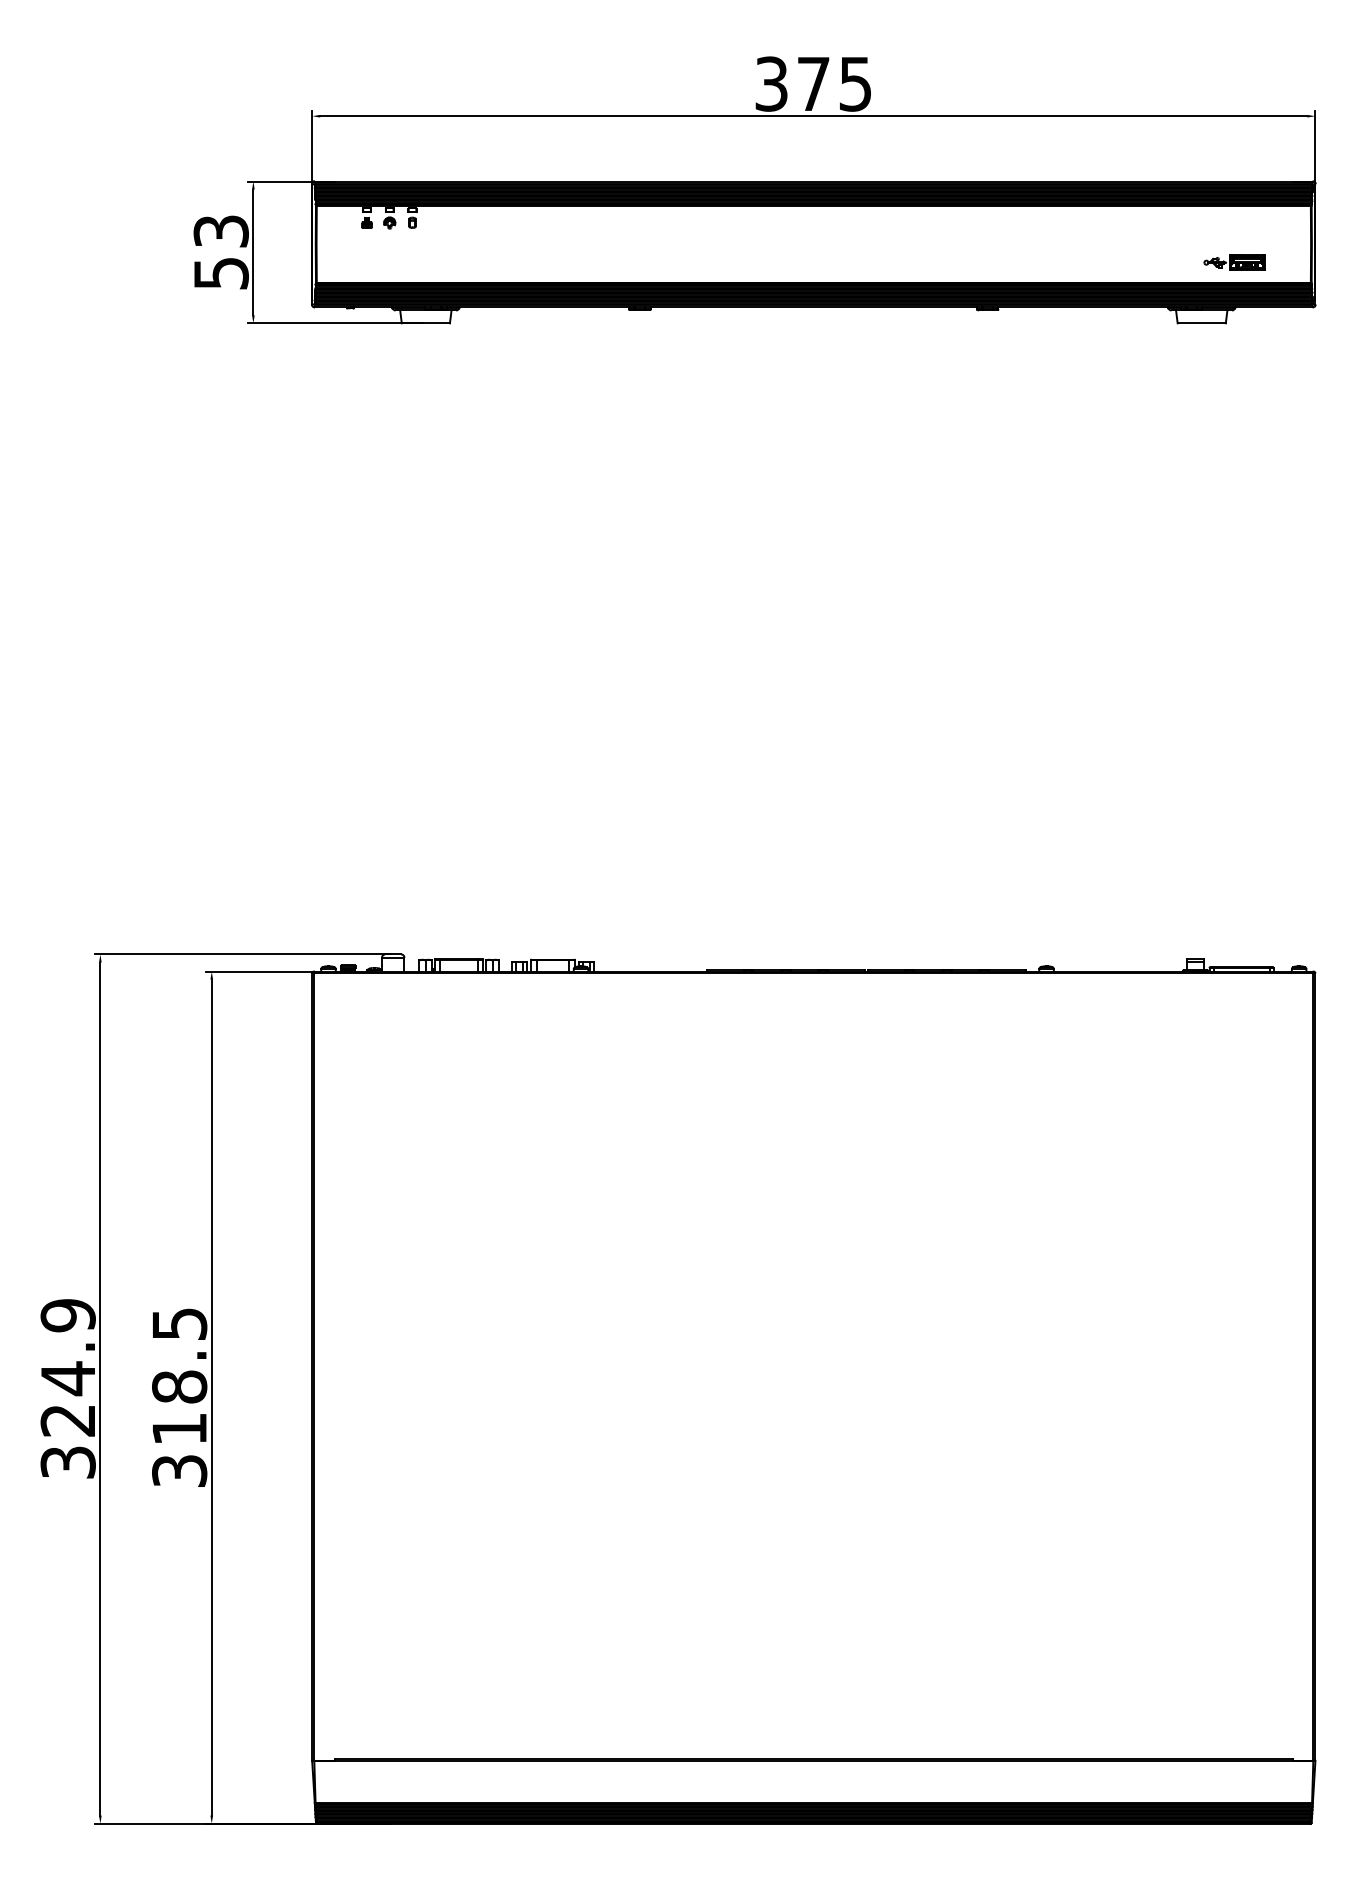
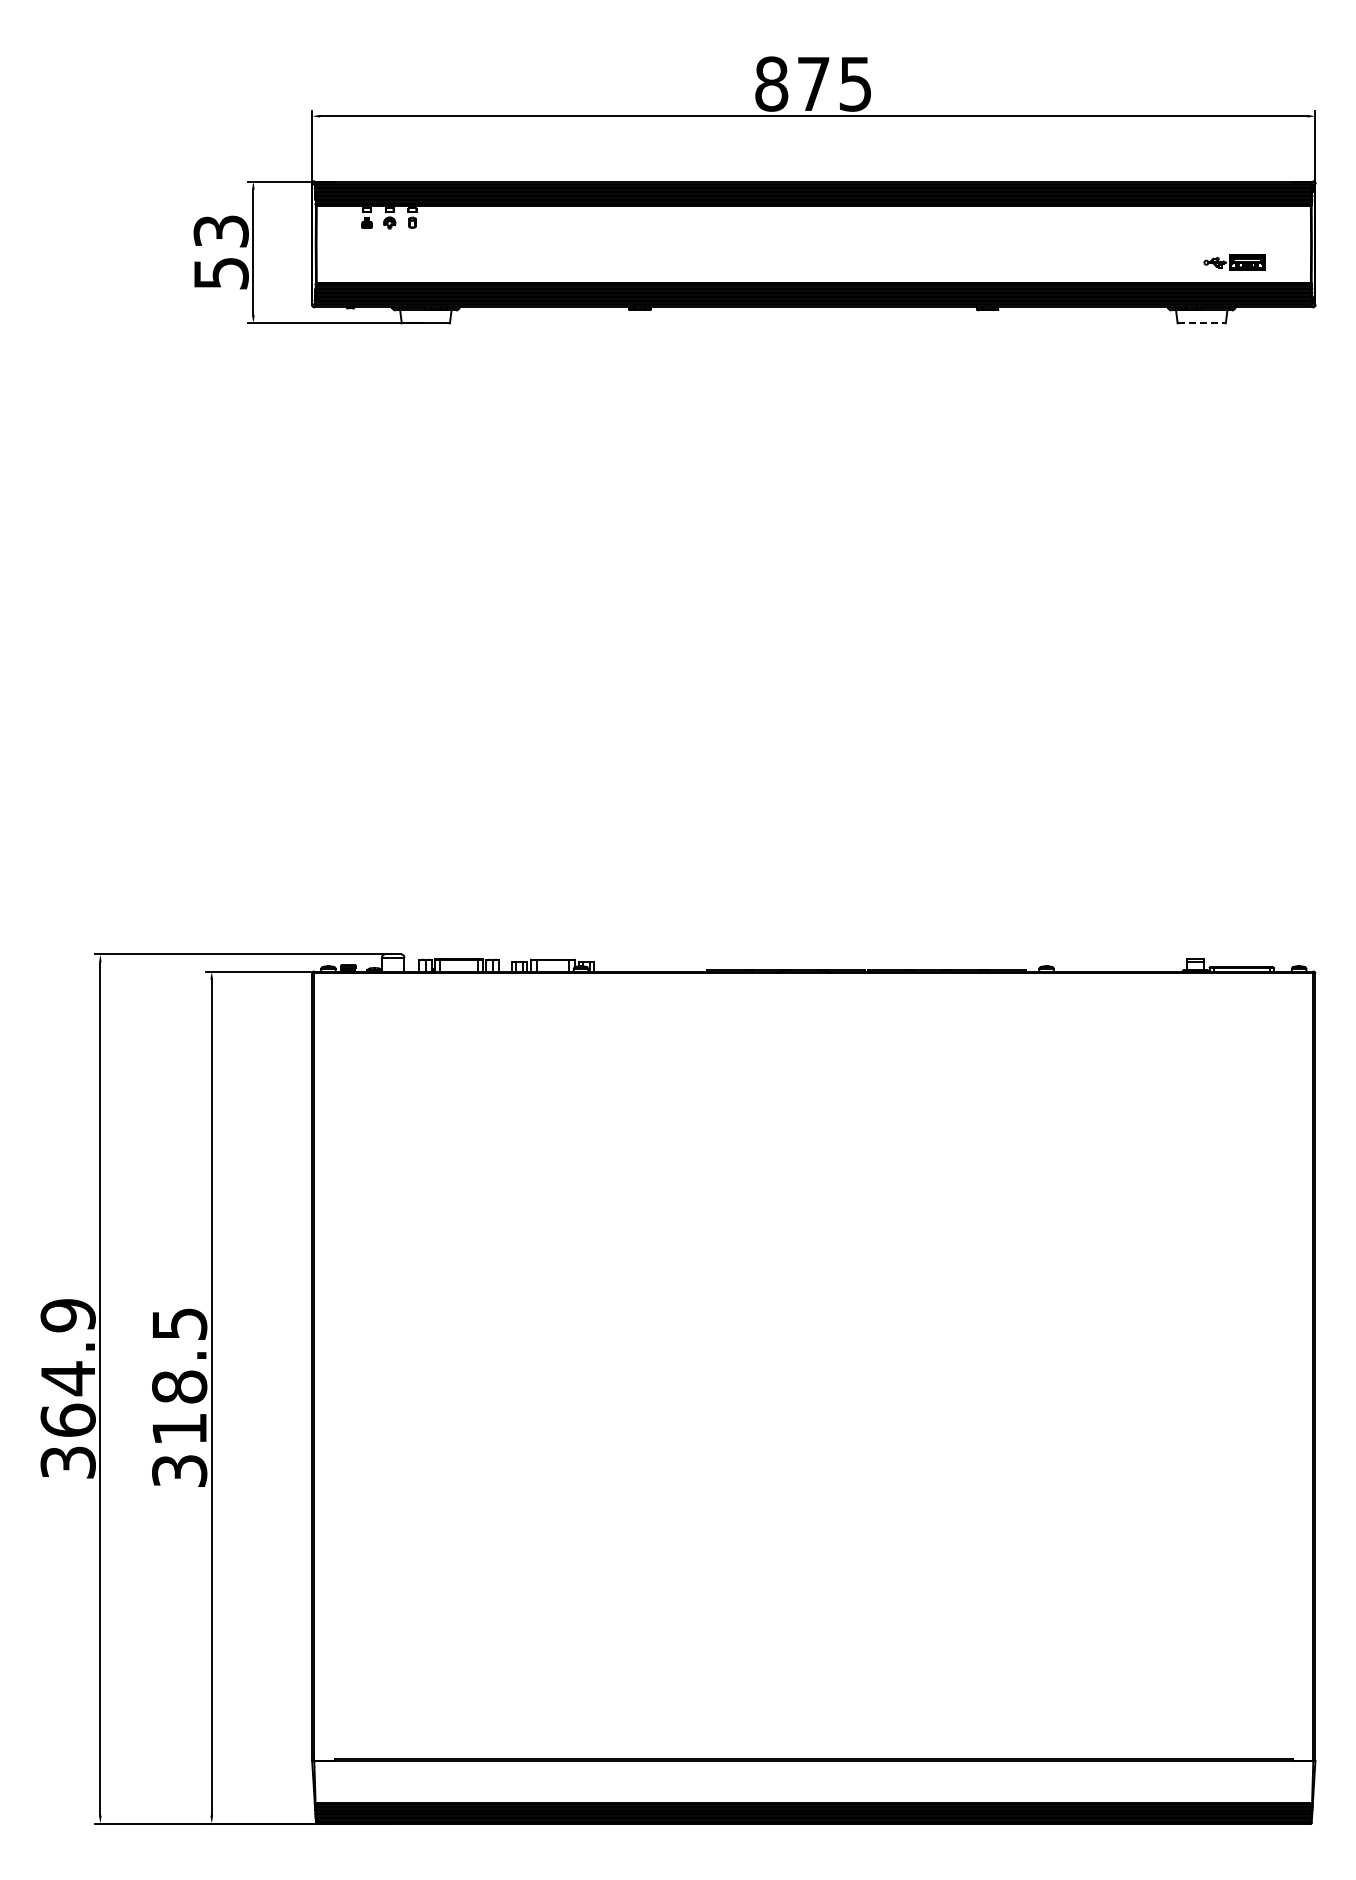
text: 375 -> 875 (771, 83)
line: solid -> dashed (1202, 323)
text: 324.9 -> 364.9 (67, 1419)
